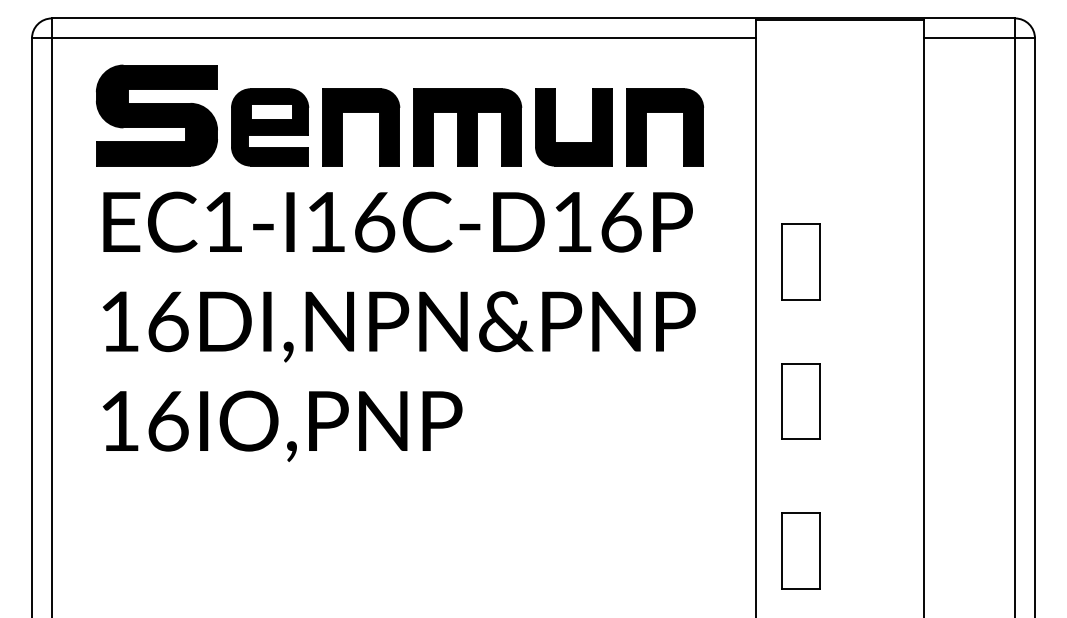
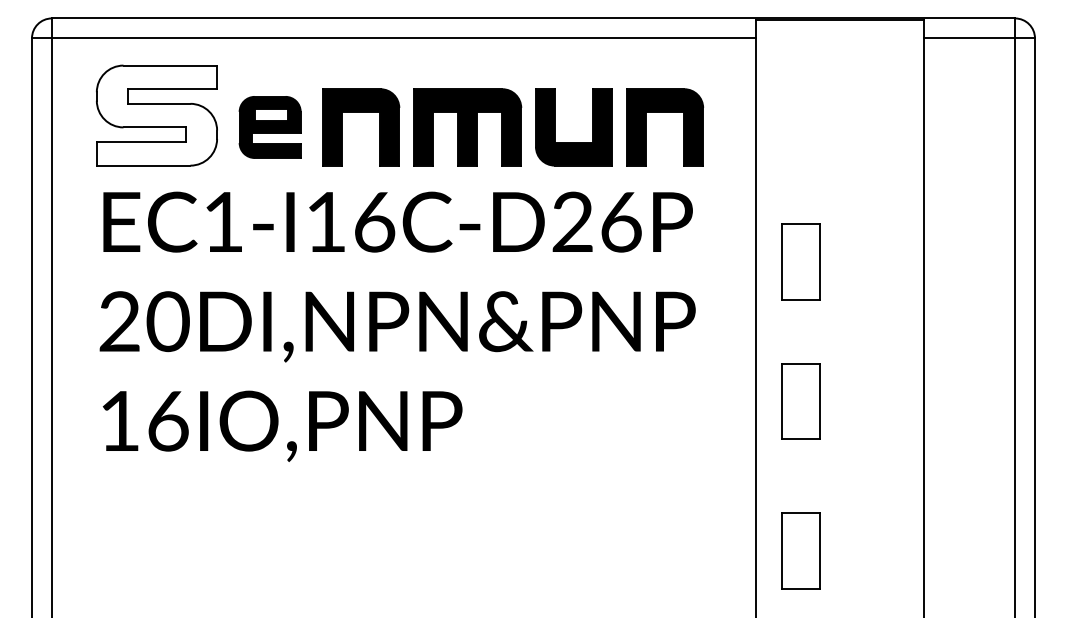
fill: present -> none (156, 115)
part size: 79x79 px -> 64x63 px (269, 127)
text: EC1-I16C-D16P -> EC1-I16C-D26P (572, 221)
text: 16DI,NPN&PNP -> 20DI,NPN&PNP (144, 321)
